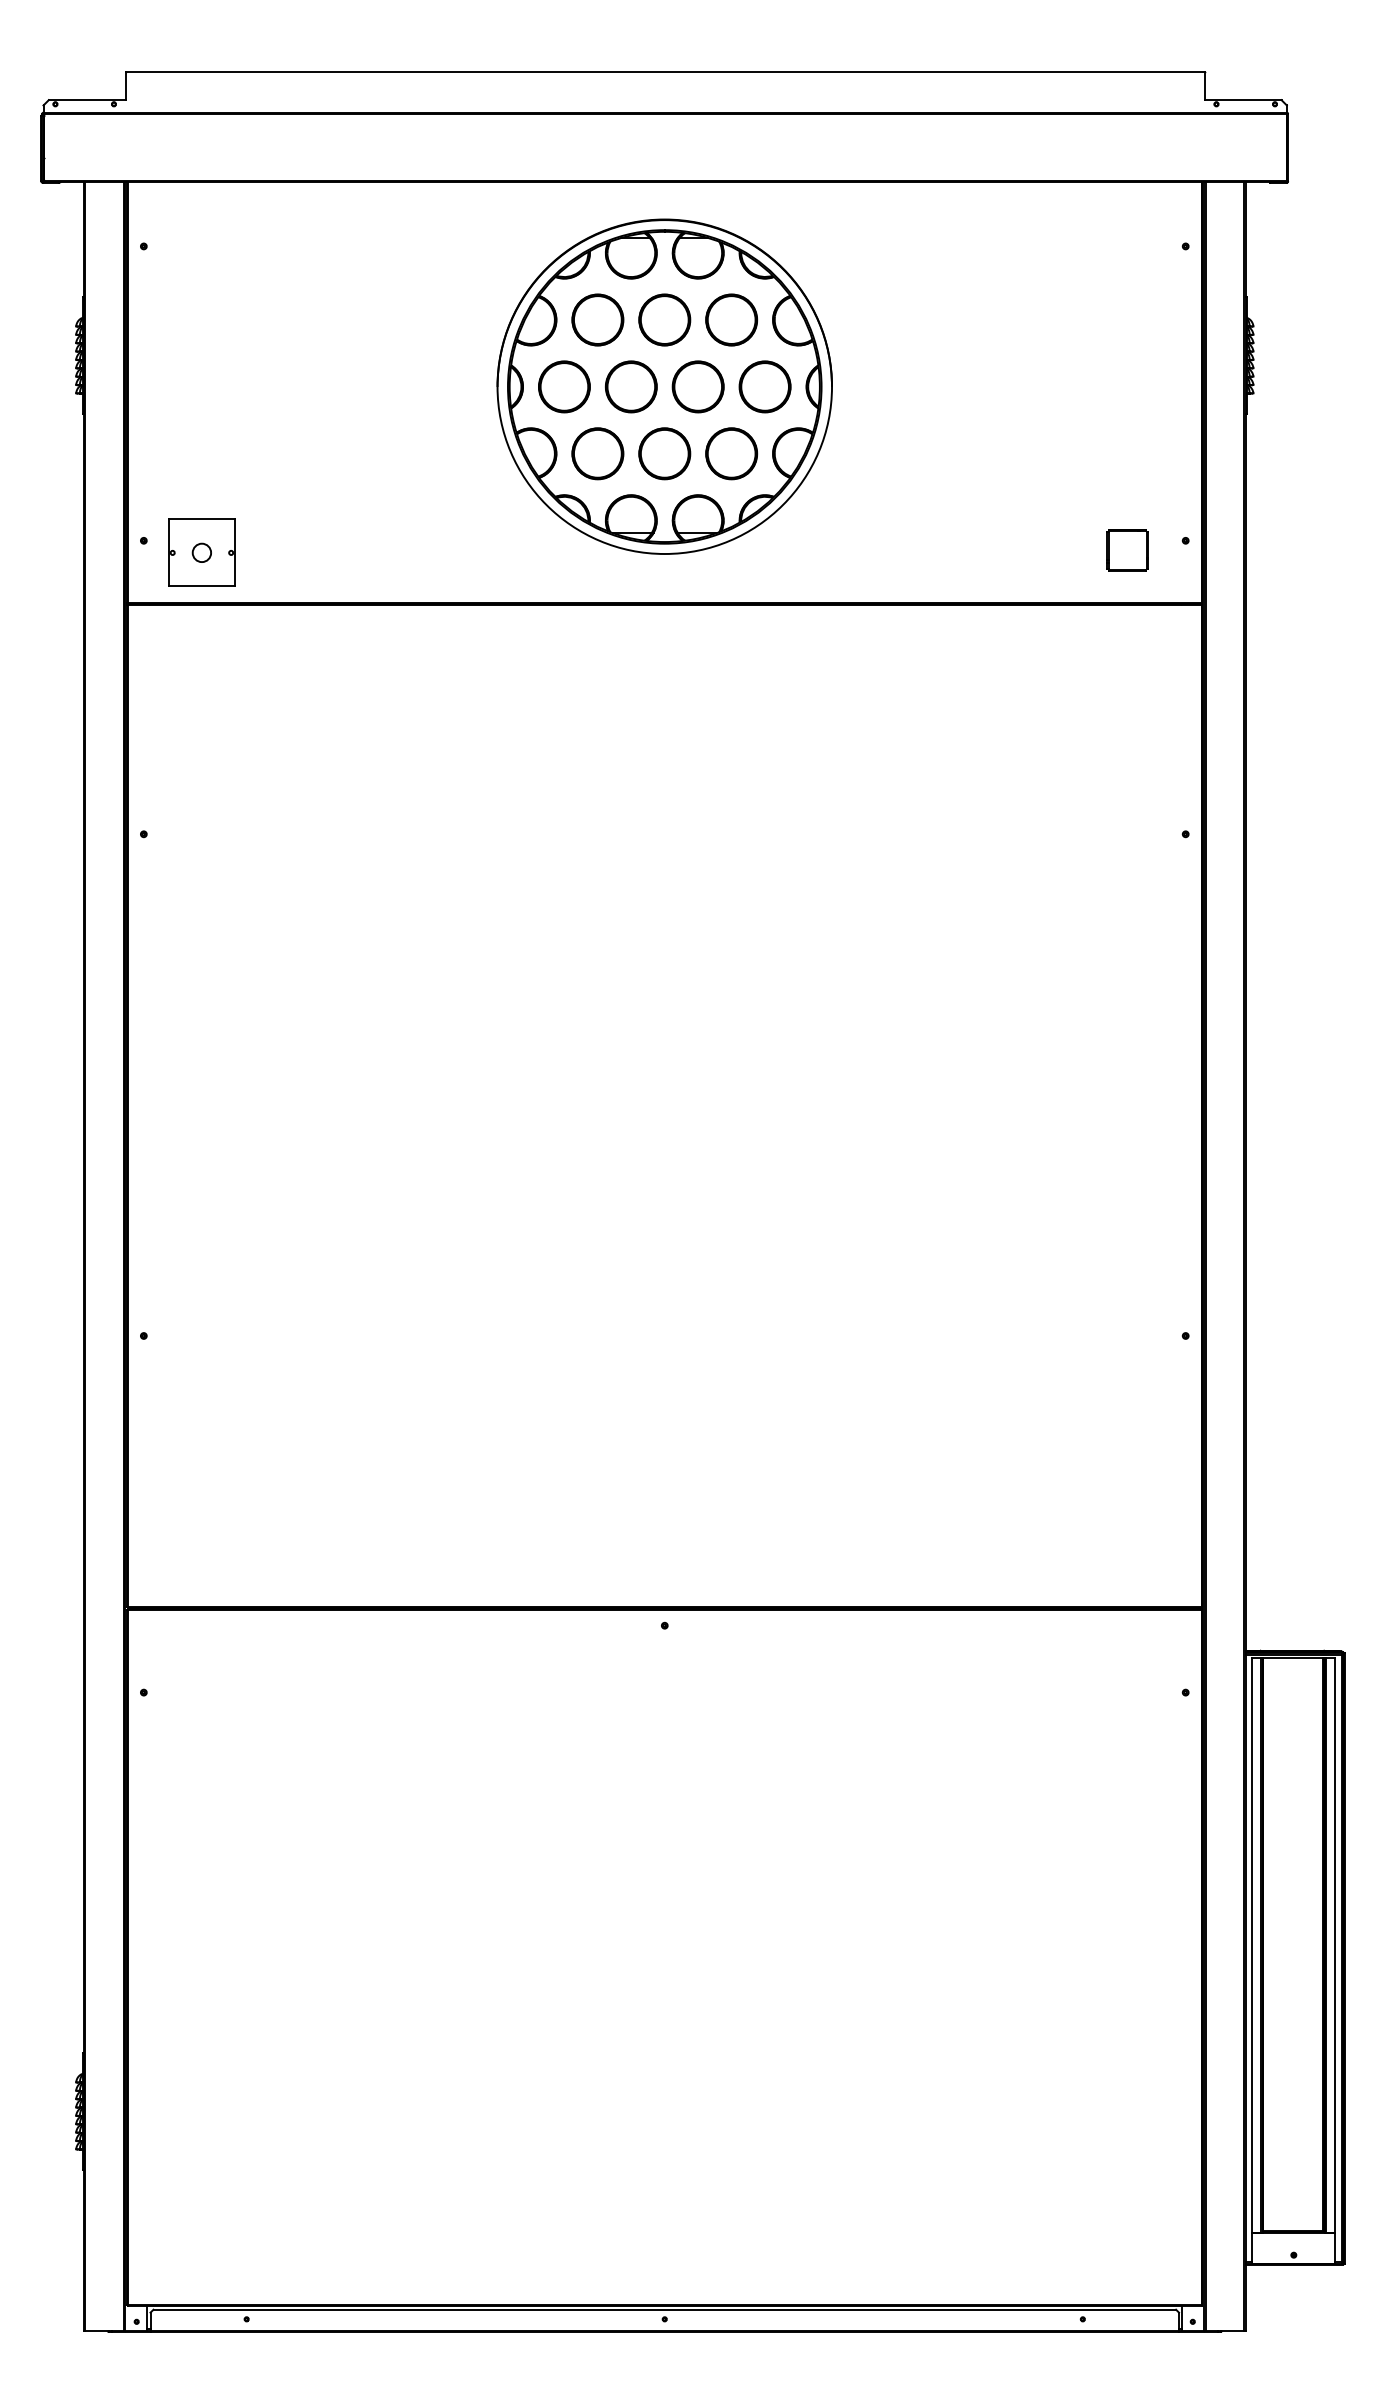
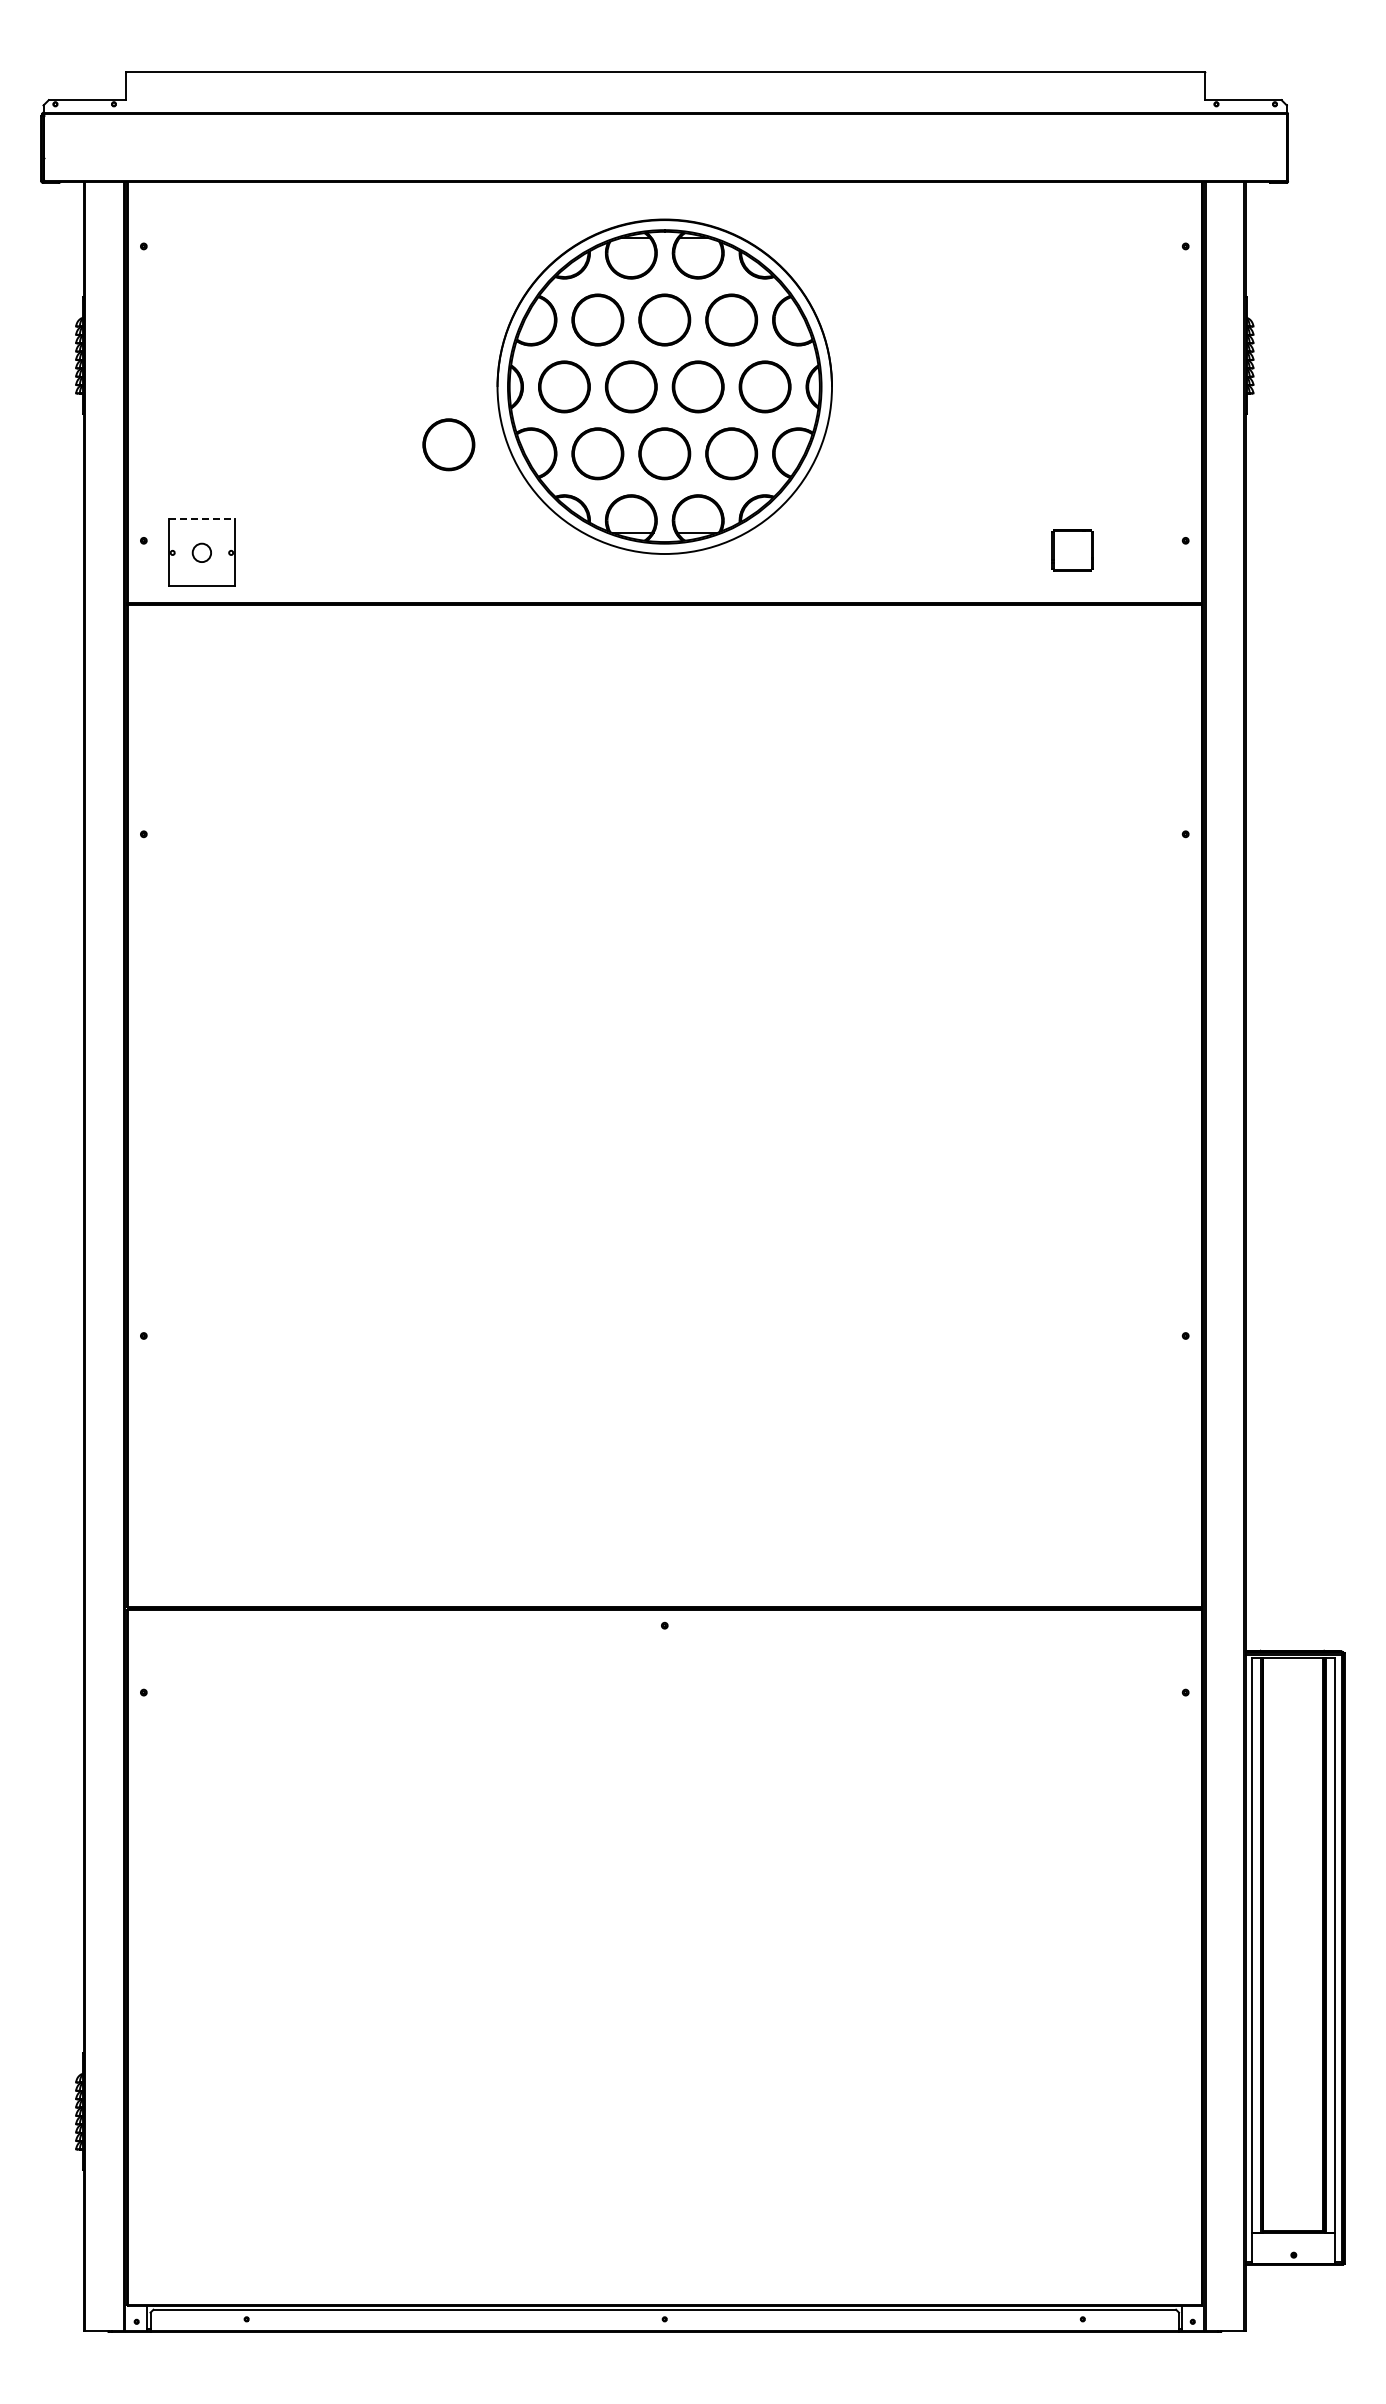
part: none -> present (448, 444)
line: solid -> dashed (202, 519)
part position: (1127, 550) -> (1072, 550) (1072, 550)
